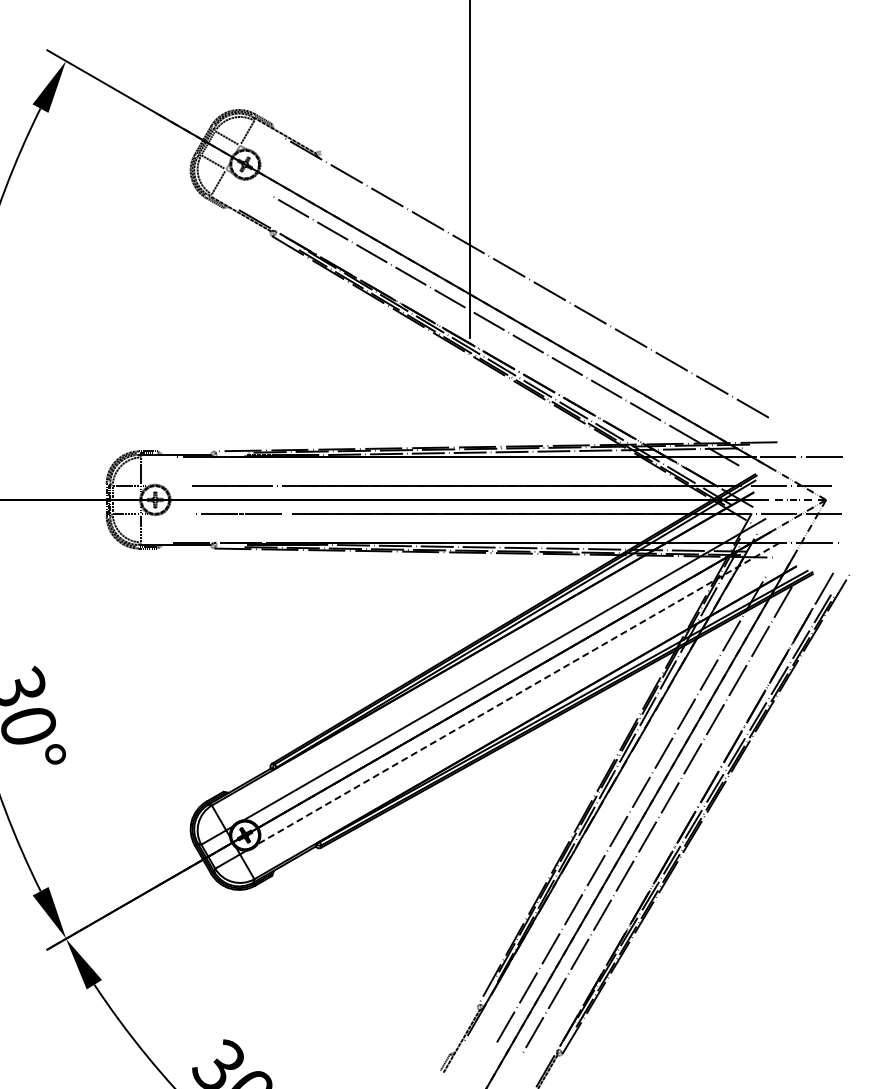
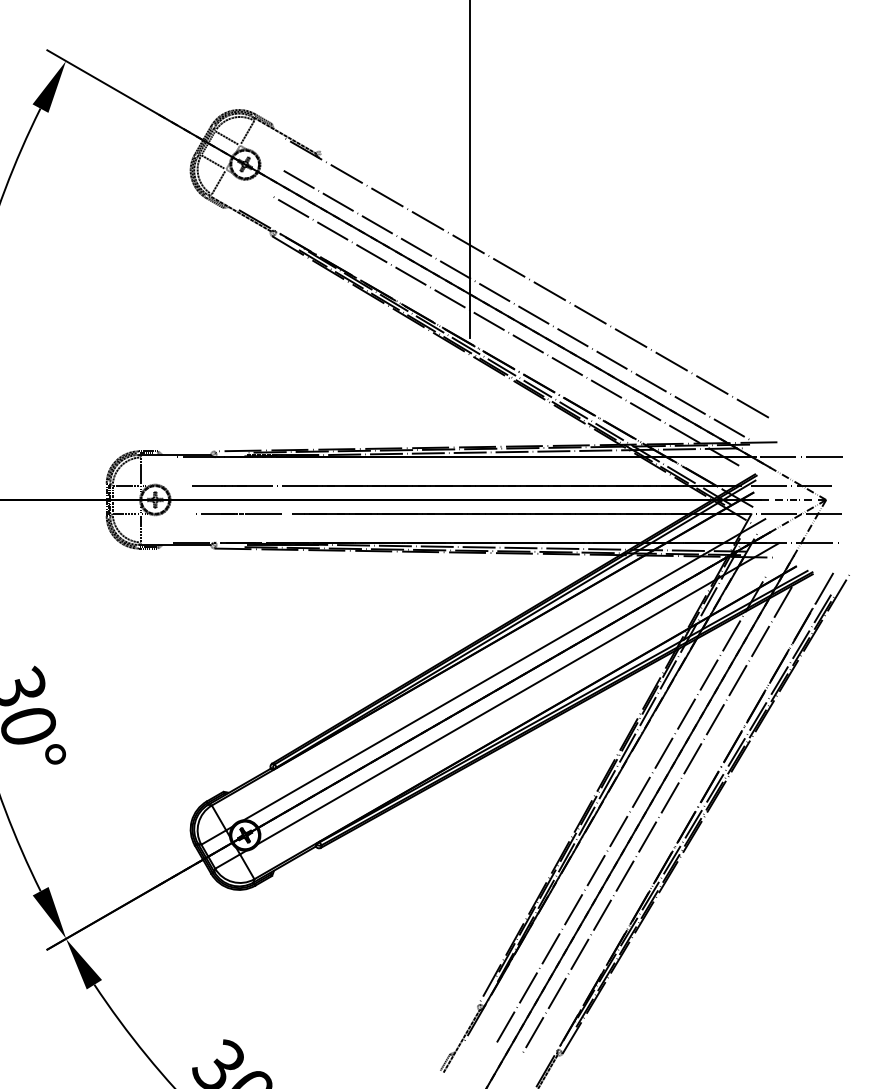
line: none -> present (518, 305)
line: dashed -> solid (517, 693)
